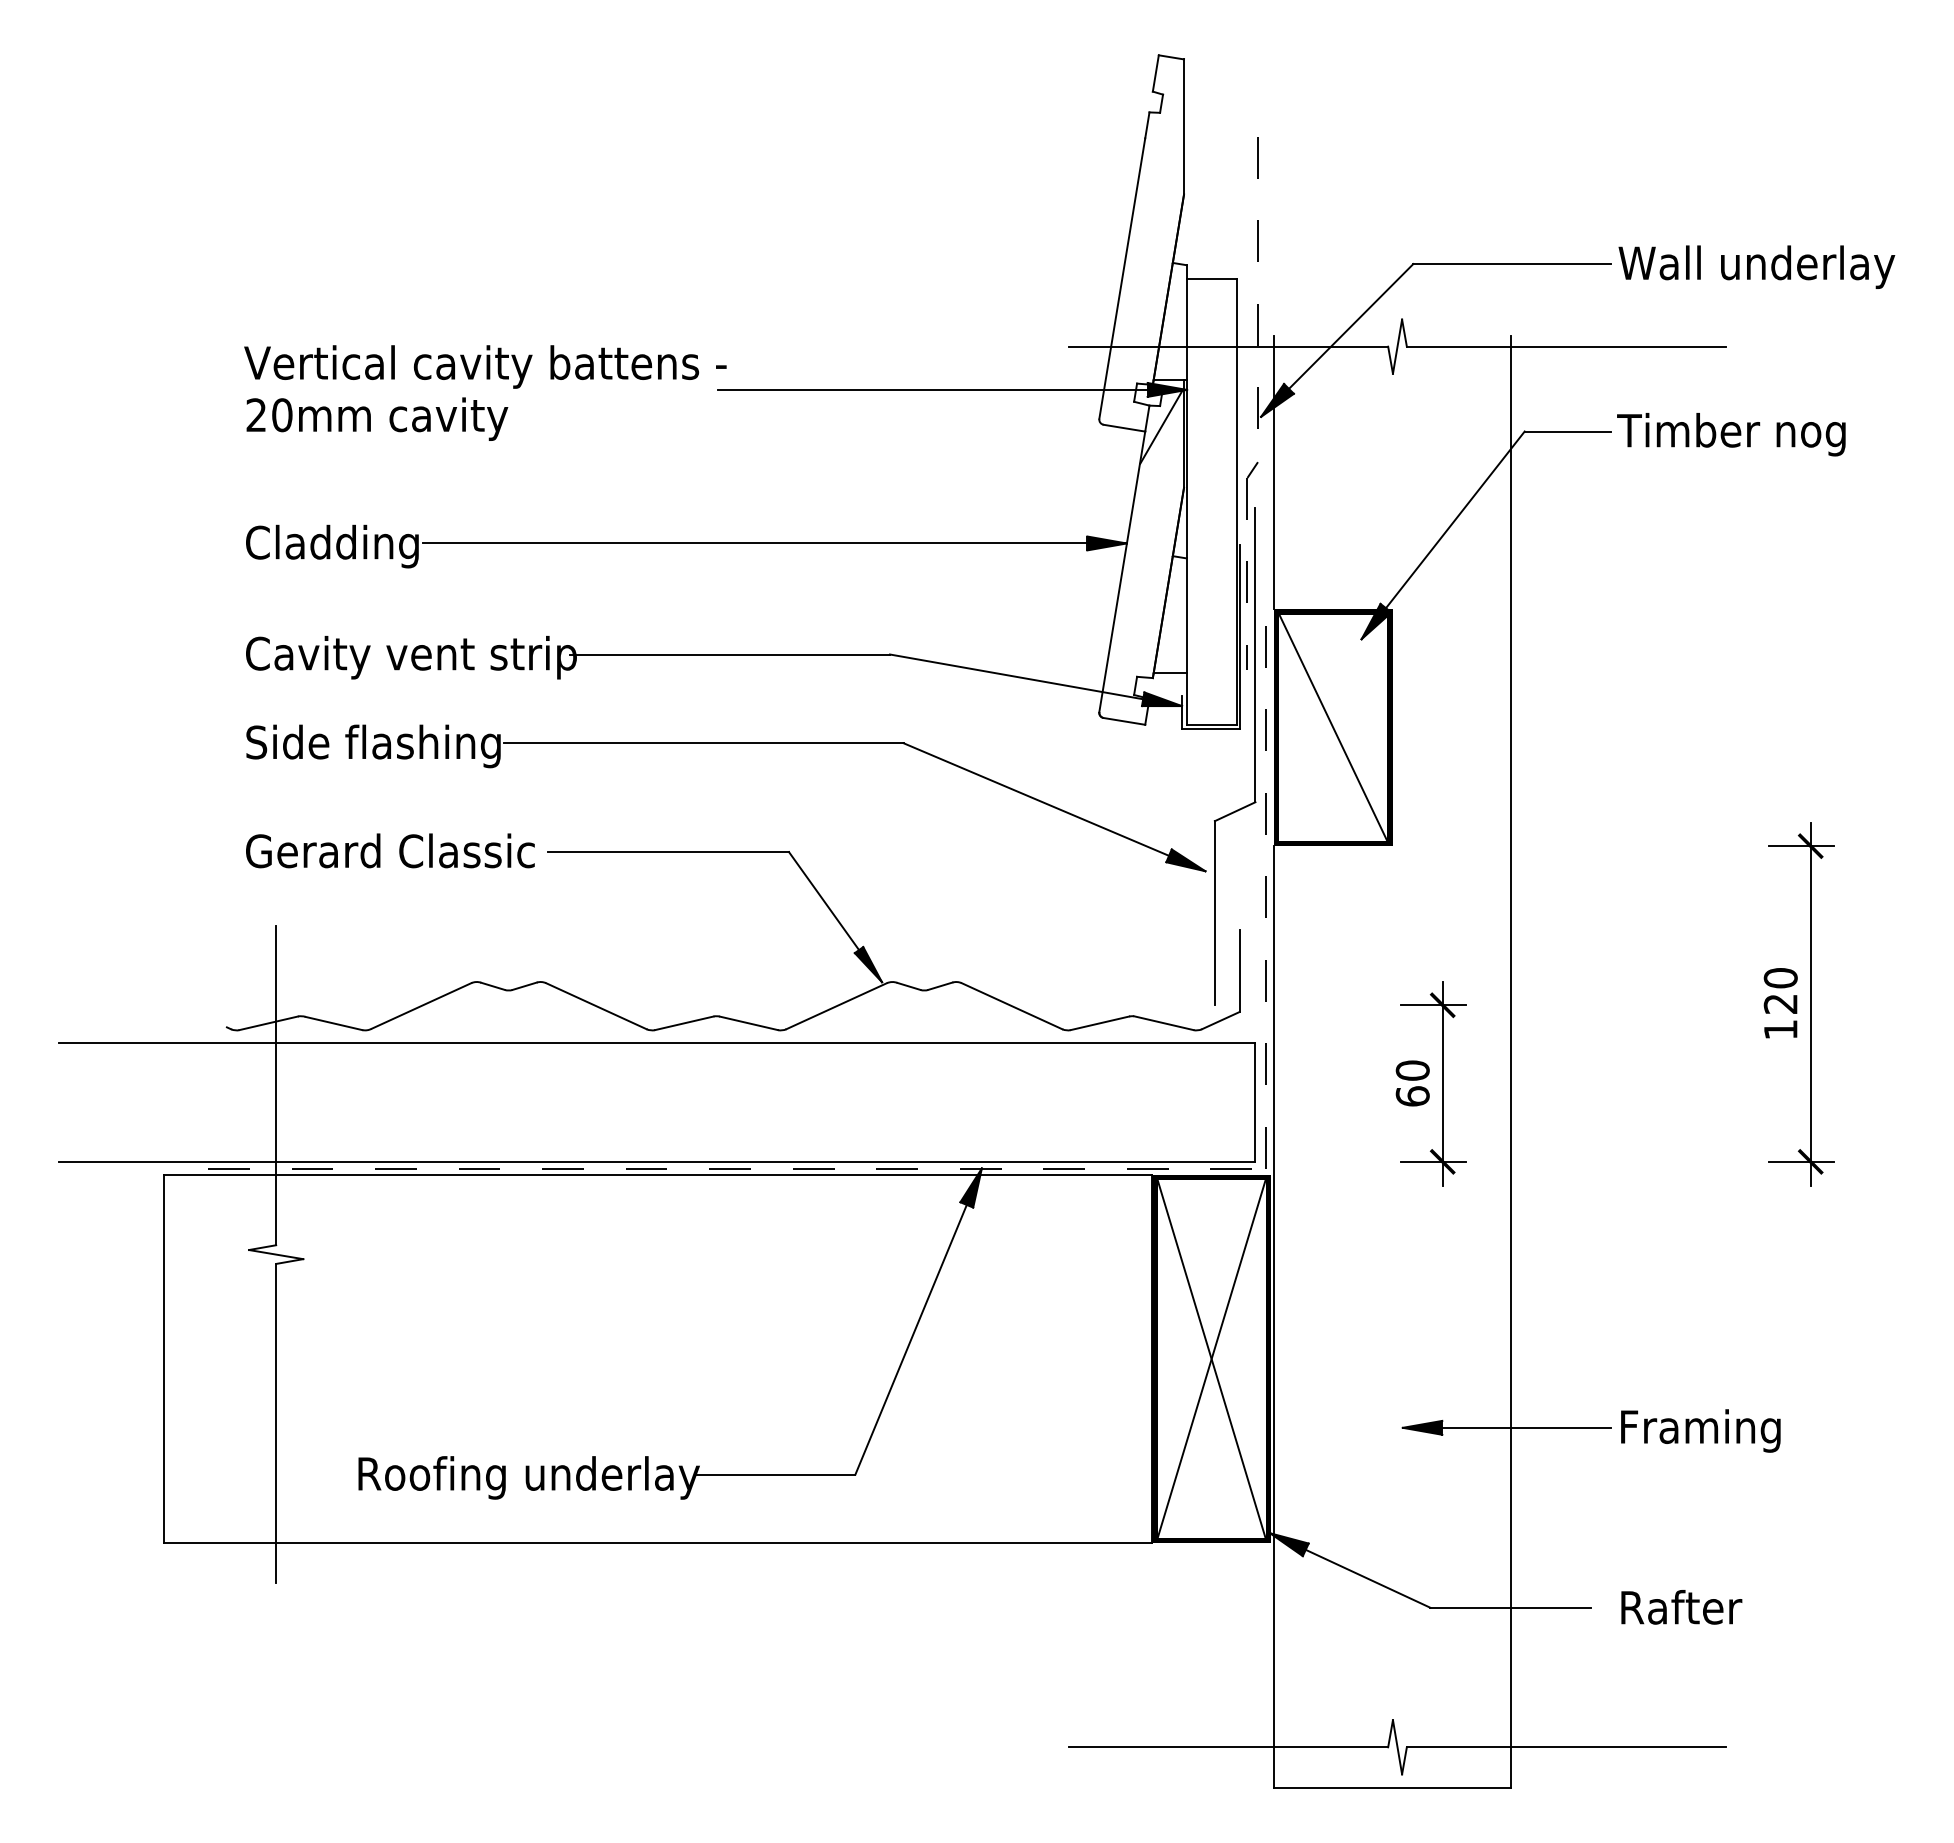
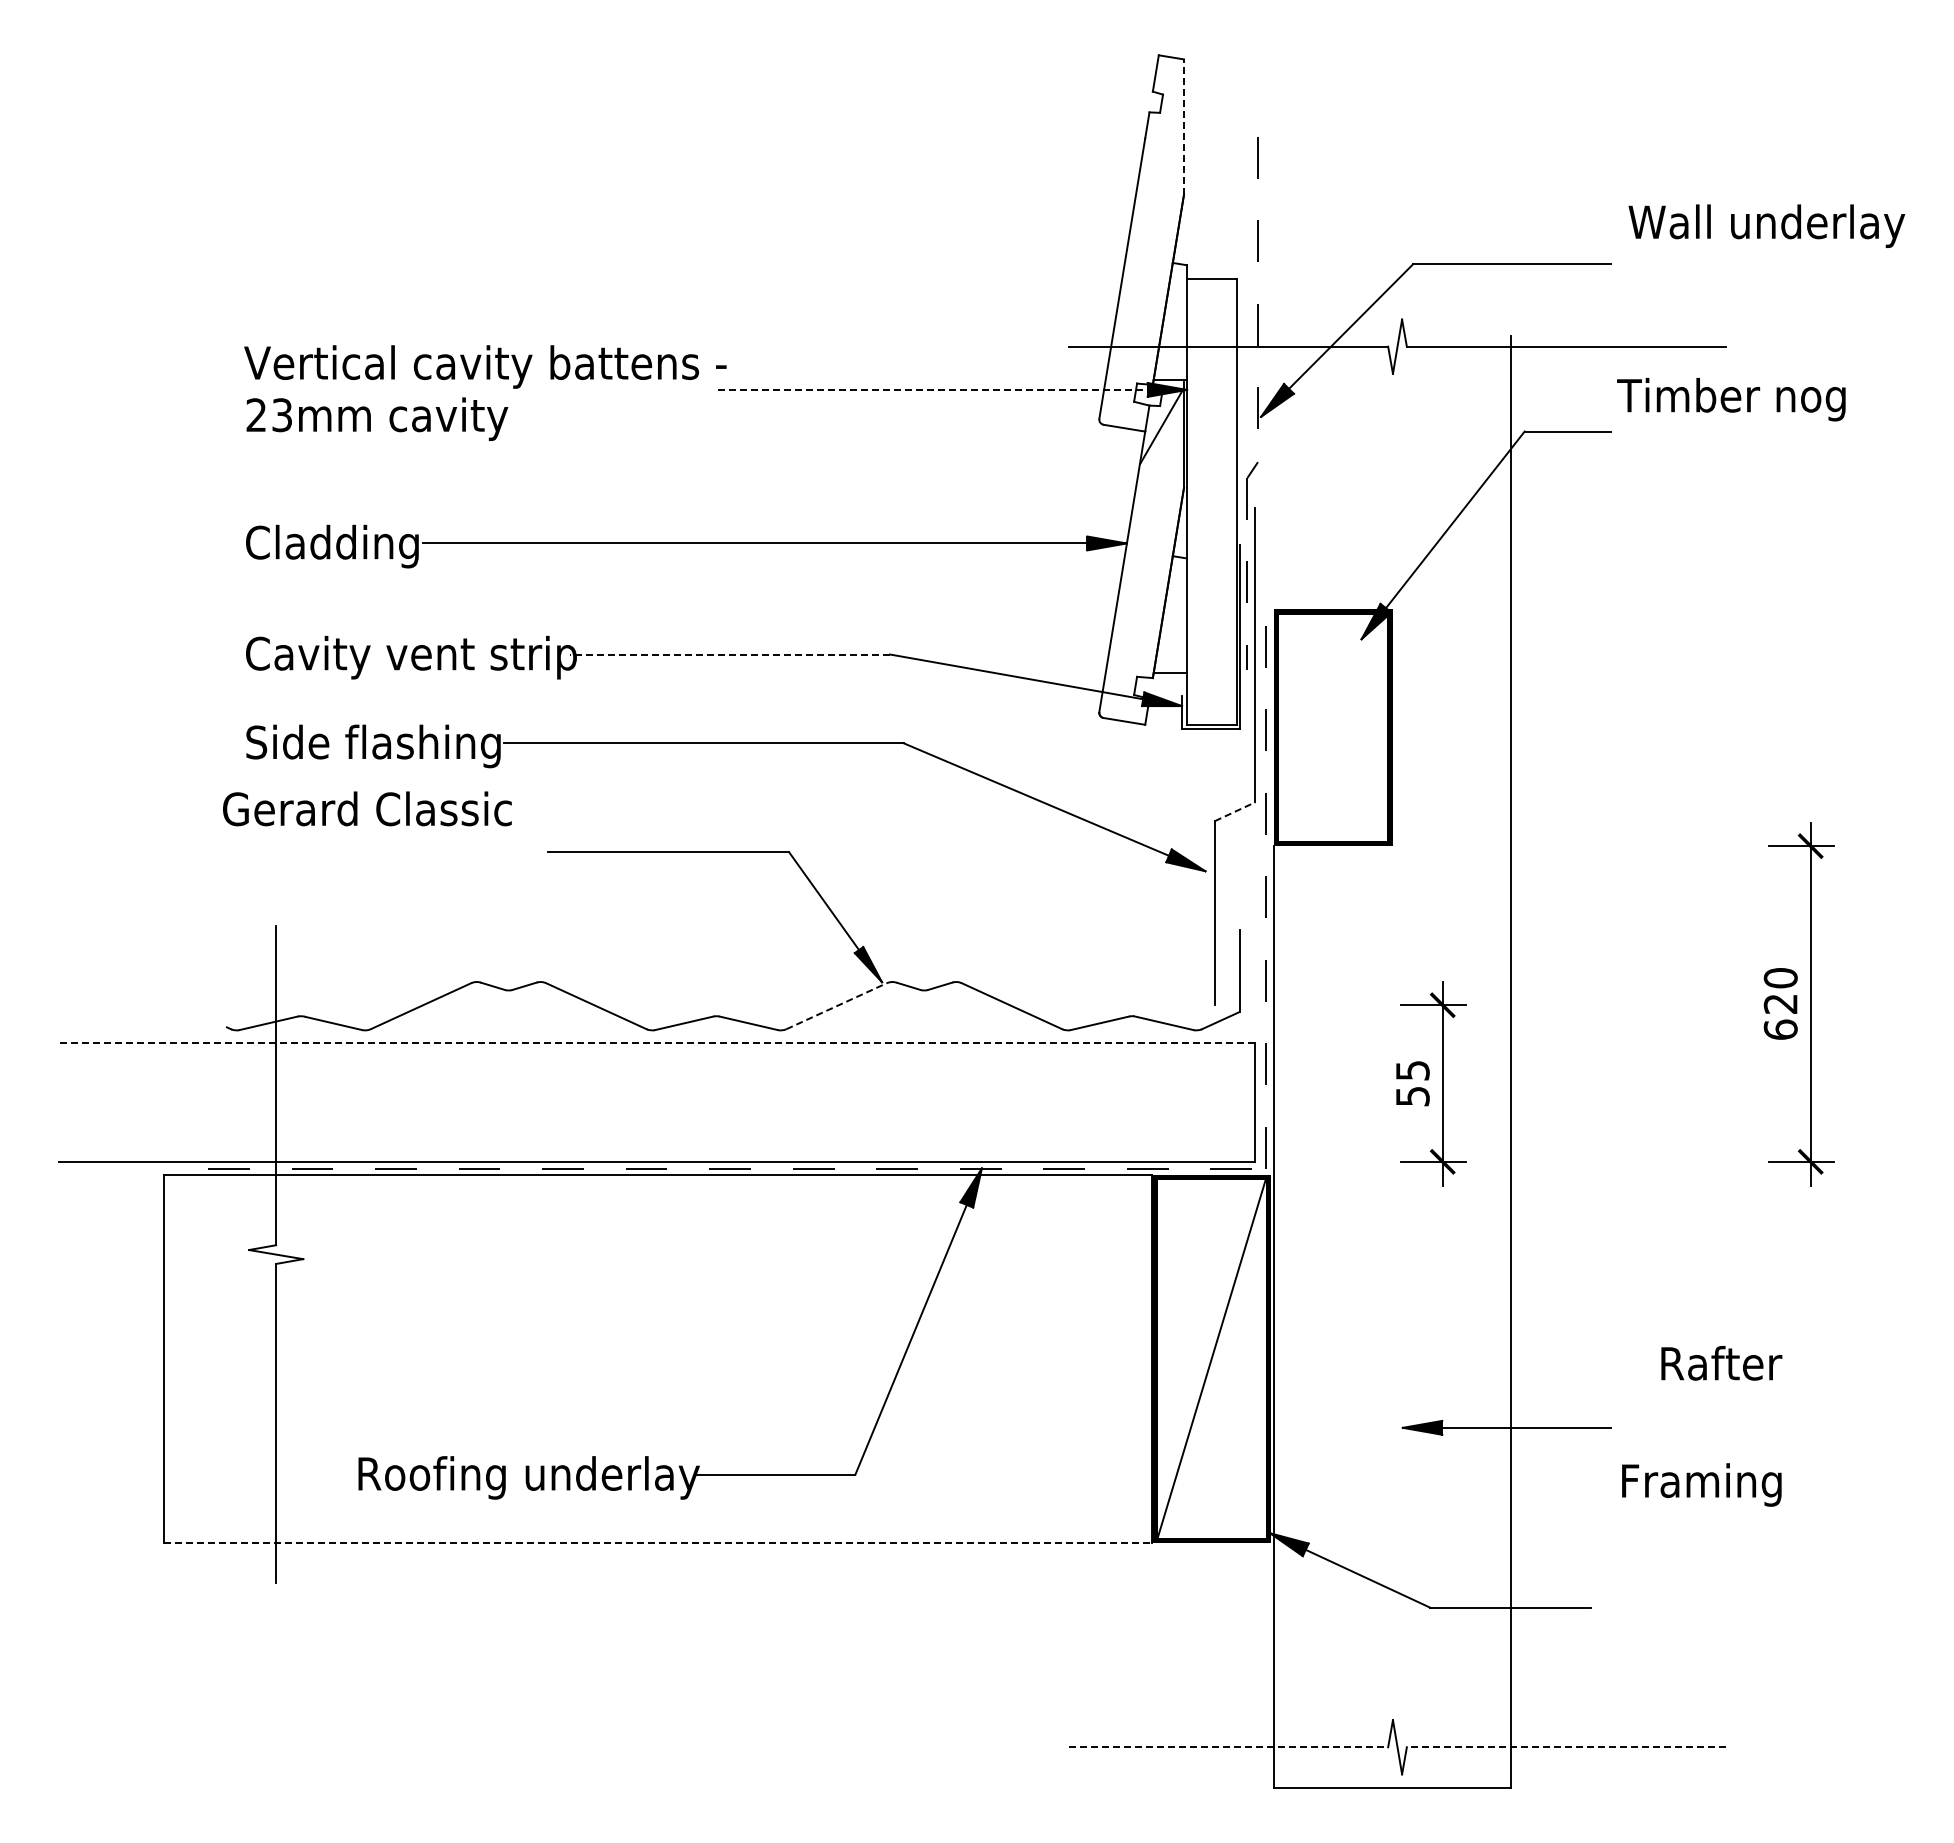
line: solid -> dashed (1184, 127)
text position: (1756, 266) -> (1766, 225) (1766, 225)
line: solid -> dashed (952, 389)
text: 20mm -> 23mm (282, 415)
text position: (1731, 434) -> (1731, 399) (1731, 399)
line: present -> none (1274, 472)
line: solid -> dashed (729, 654)
line: present -> none (1333, 727)
line: solid -> dashed (1235, 811)
text position: (390, 850) -> (367, 808) (367, 808)
line: solid -> dashed (837, 1006)
text: 120 -> 620 (1780, 1029)
line: solid -> dashed (656, 1043)
text: 60 -> 55 (1412, 1083)
line: present -> none (1211, 1359)
text position: (1700, 1430) -> (1701, 1484) (1701, 1484)
line: solid -> dashed (658, 1543)
text position: (1681, 1607) -> (1721, 1363) (1721, 1363)
line: solid -> dashed (1228, 1747)
line: solid -> dashed (1566, 1747)
